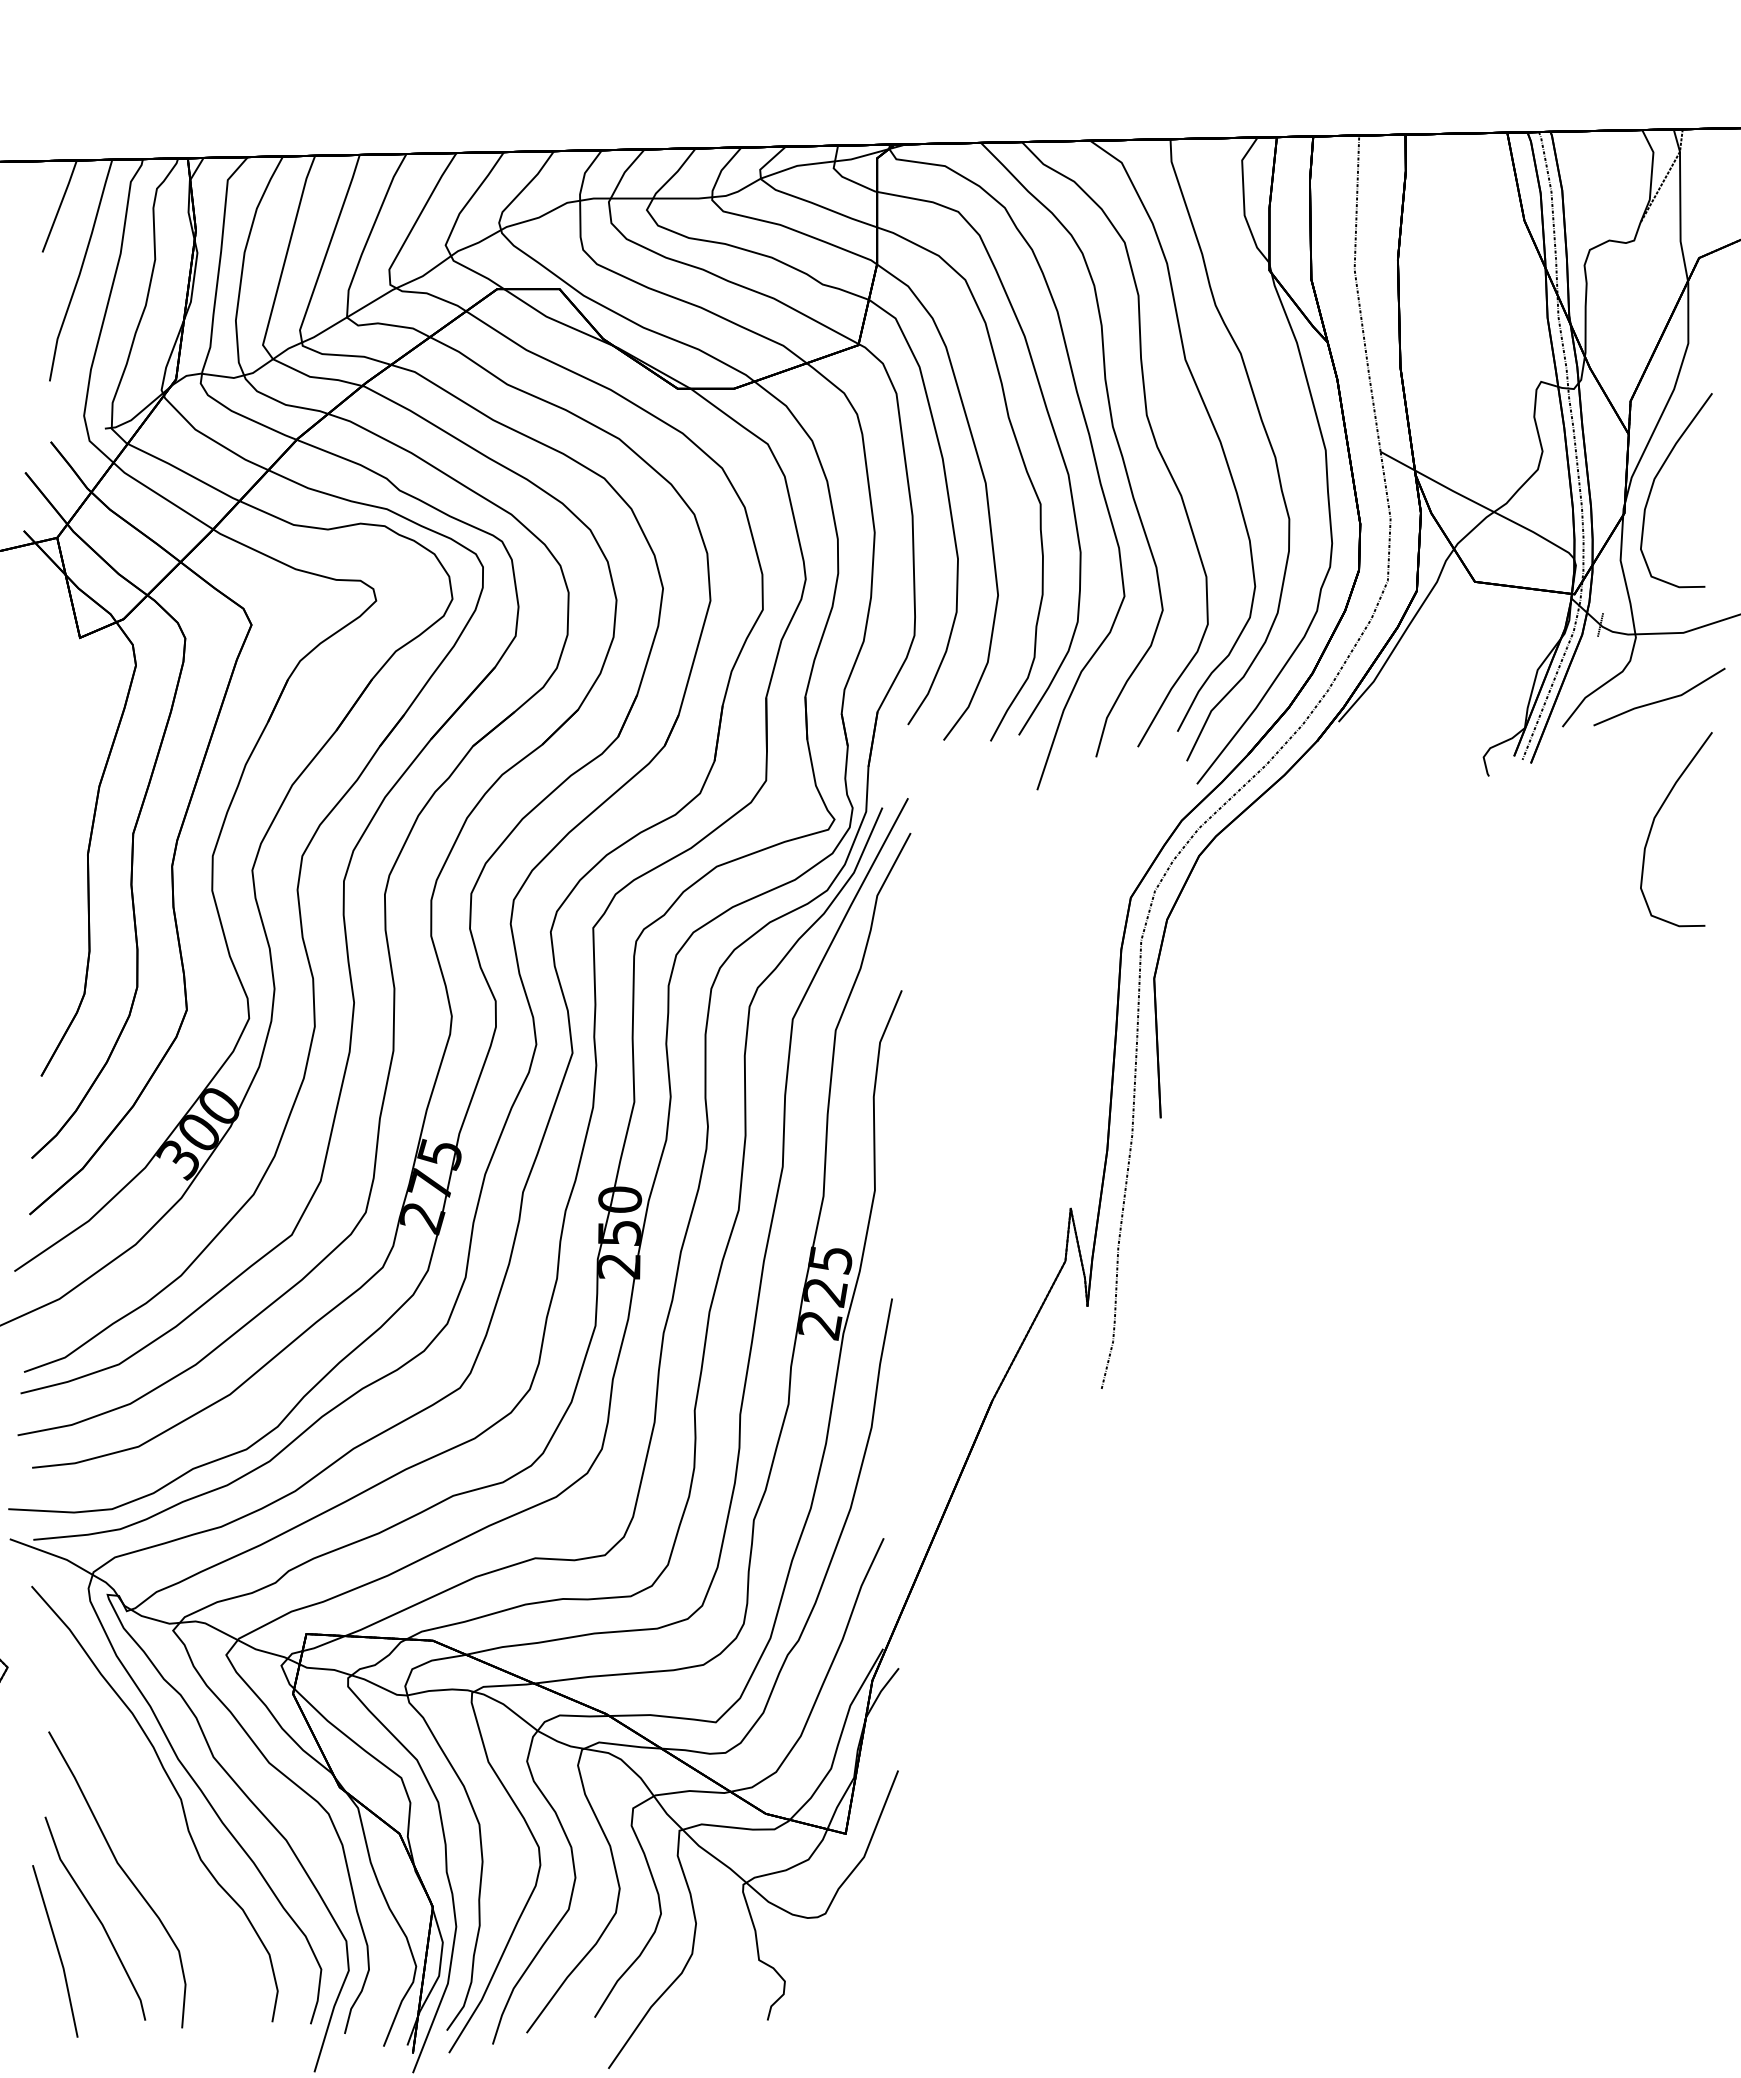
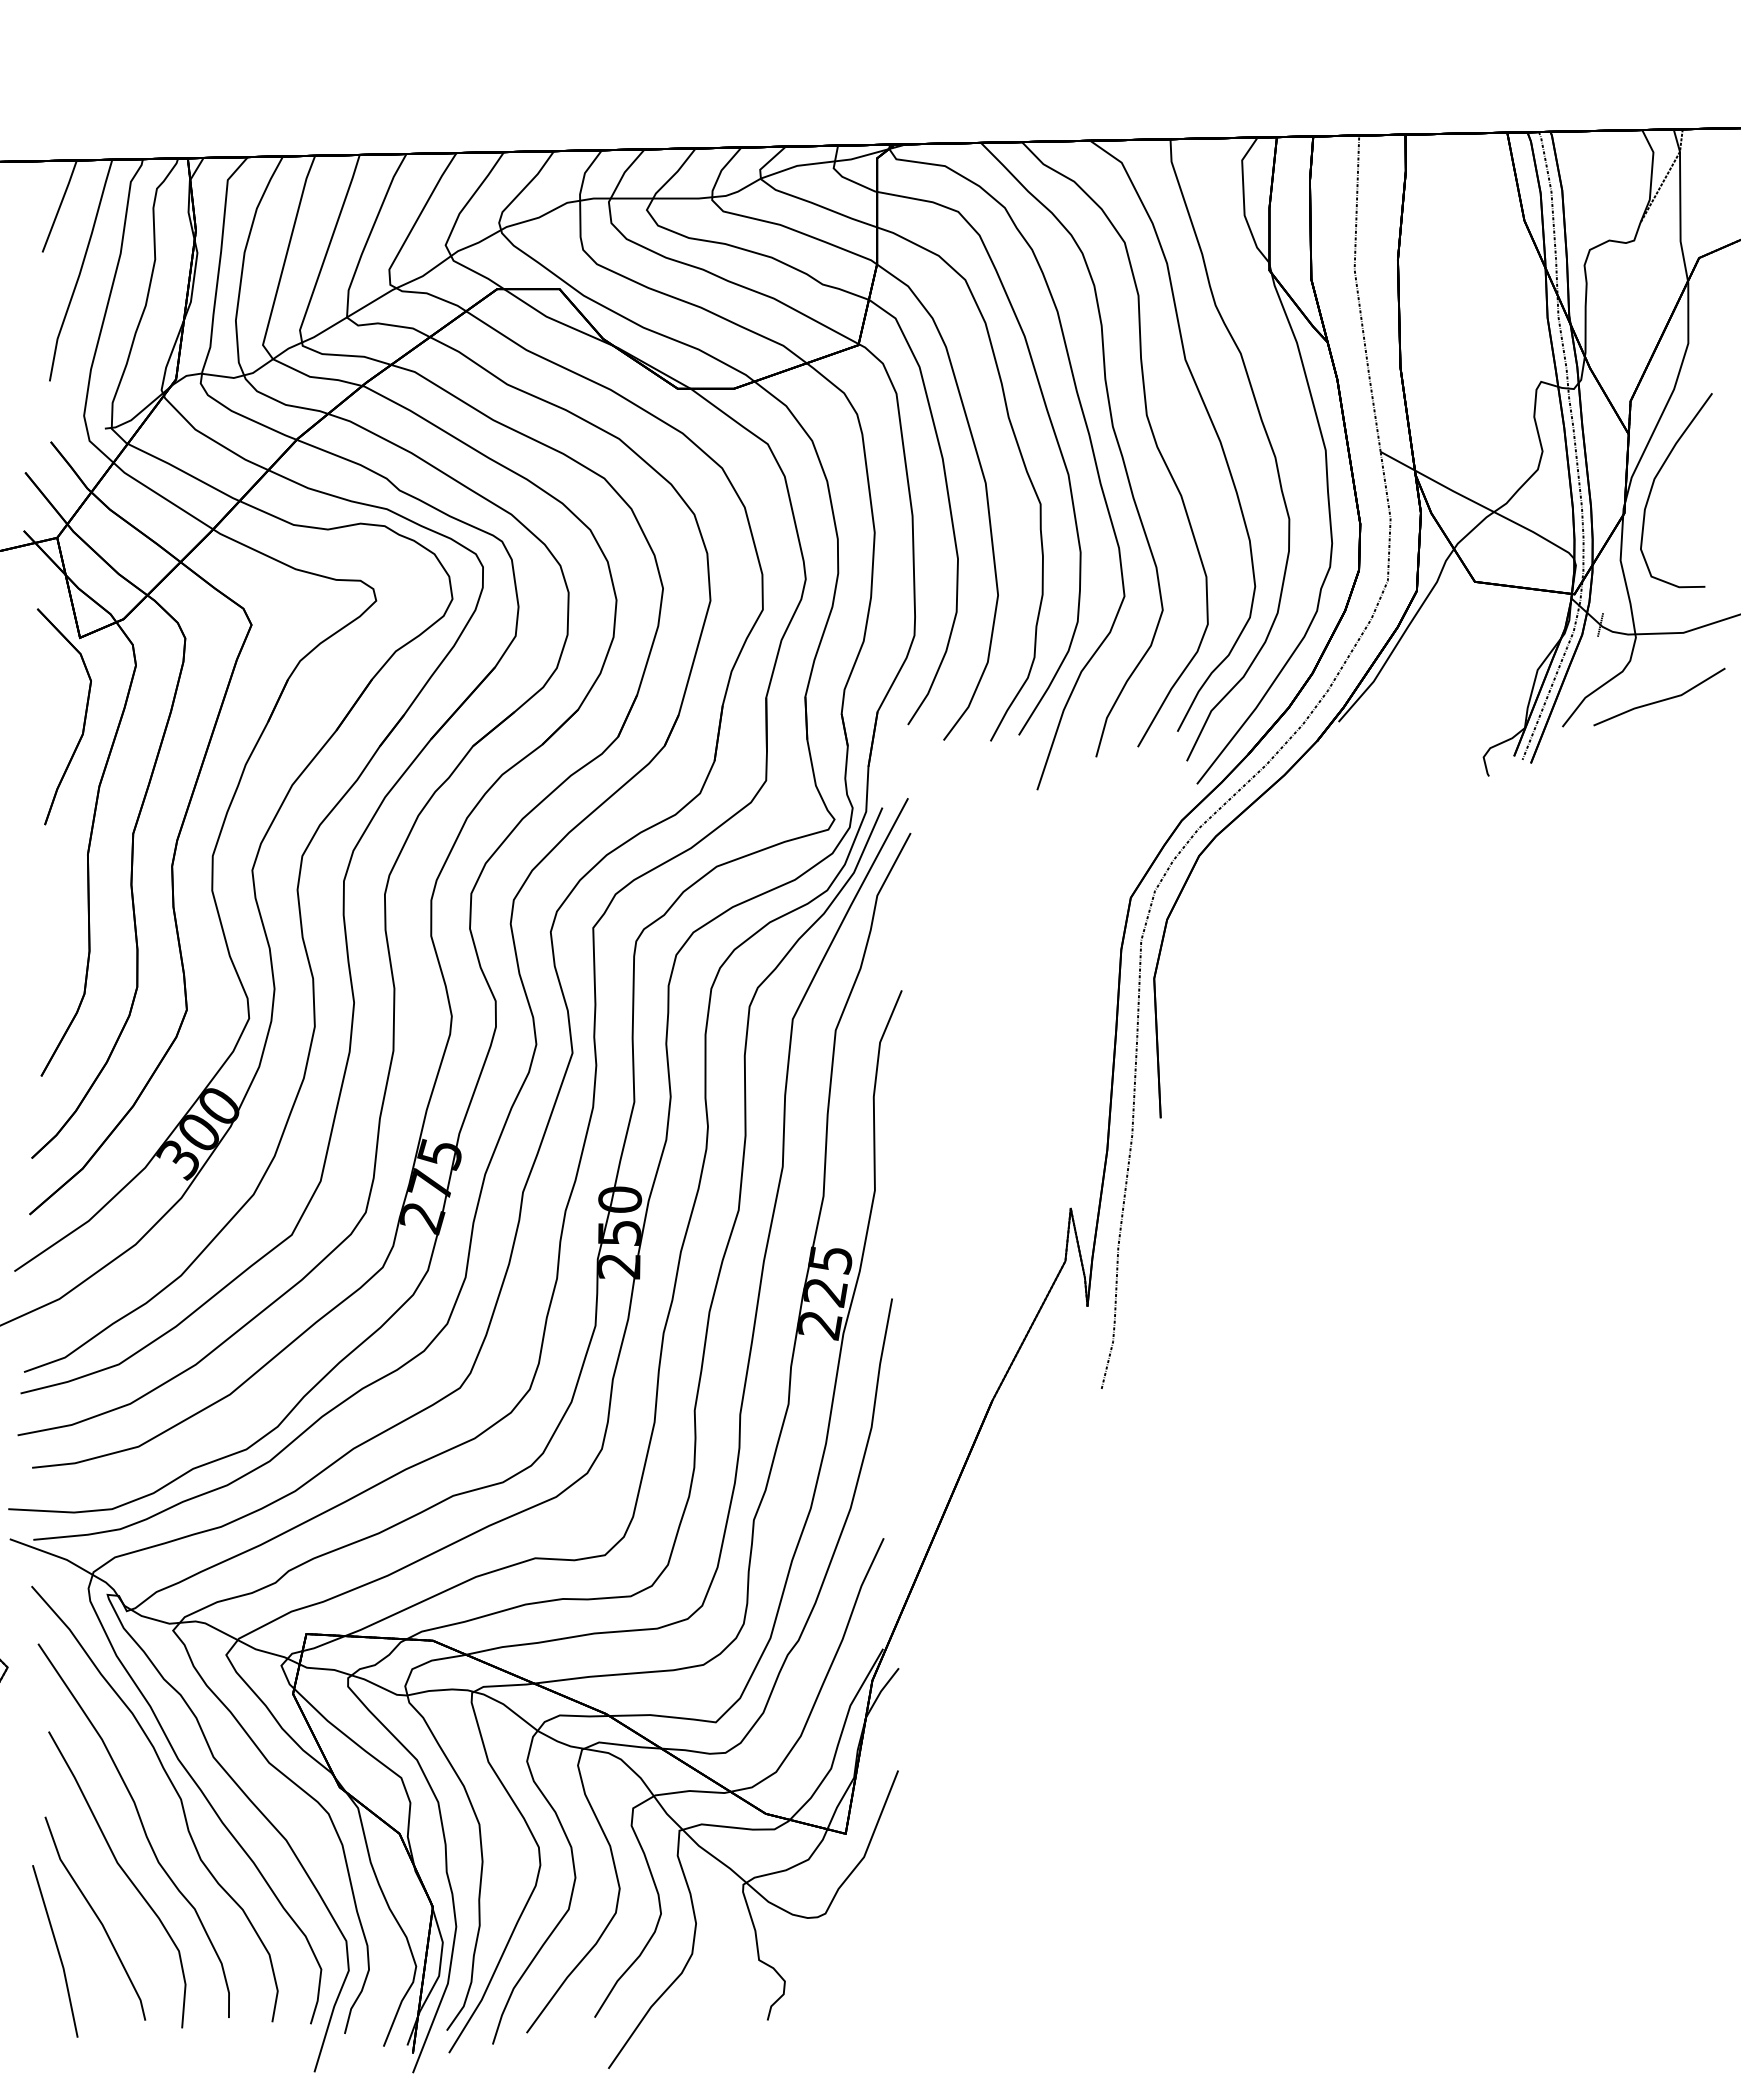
part: none -> present (83, 721)
curve: present -> none (1653, 825)
curve: none -> present (142, 1828)
